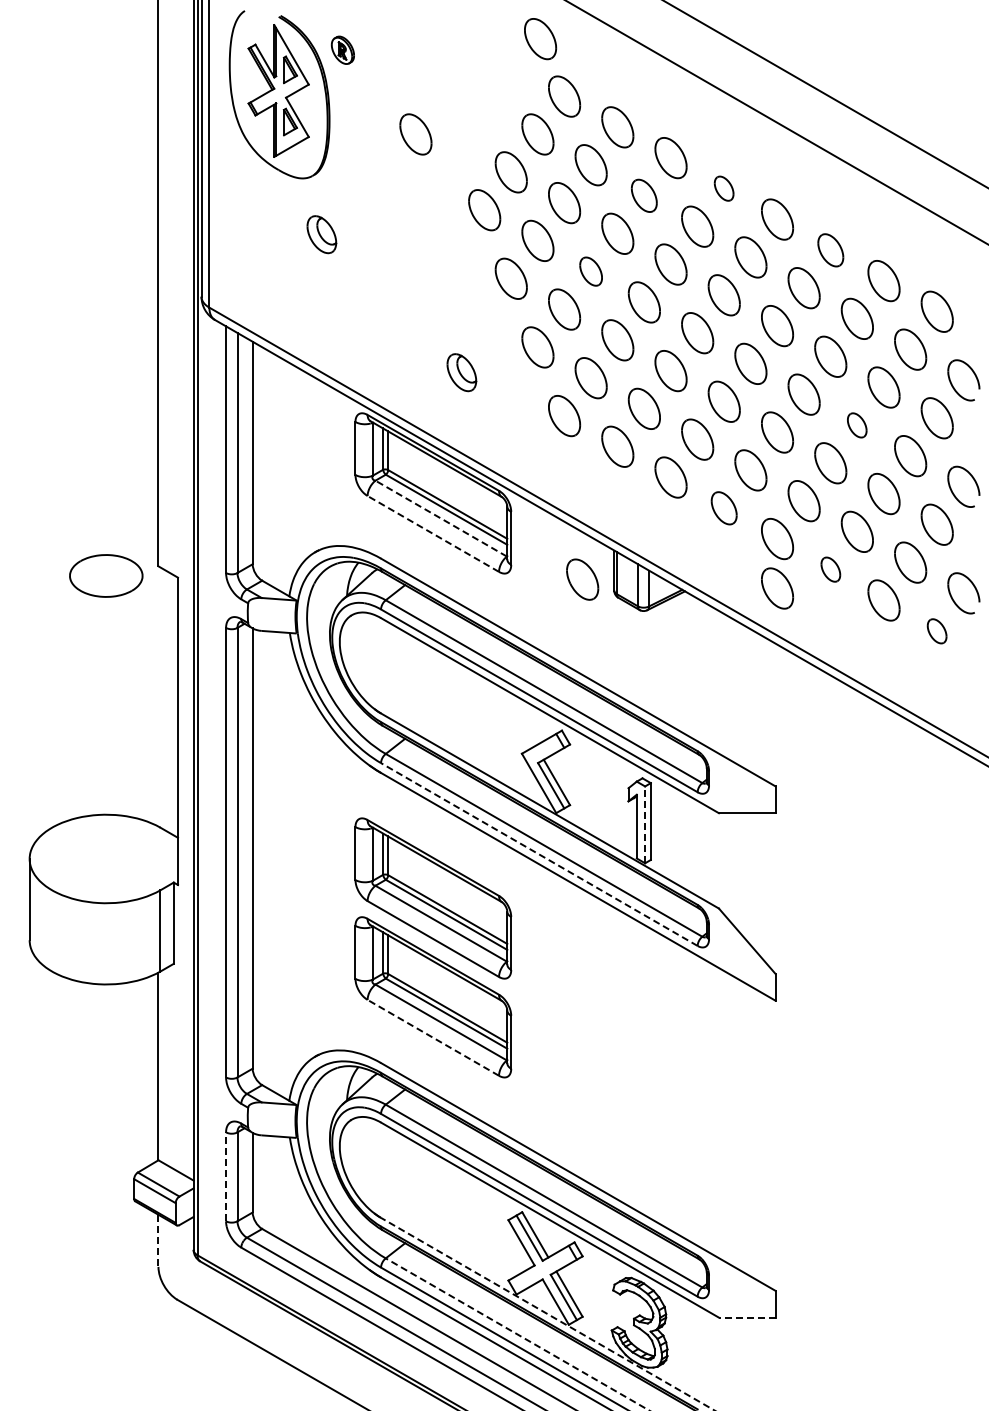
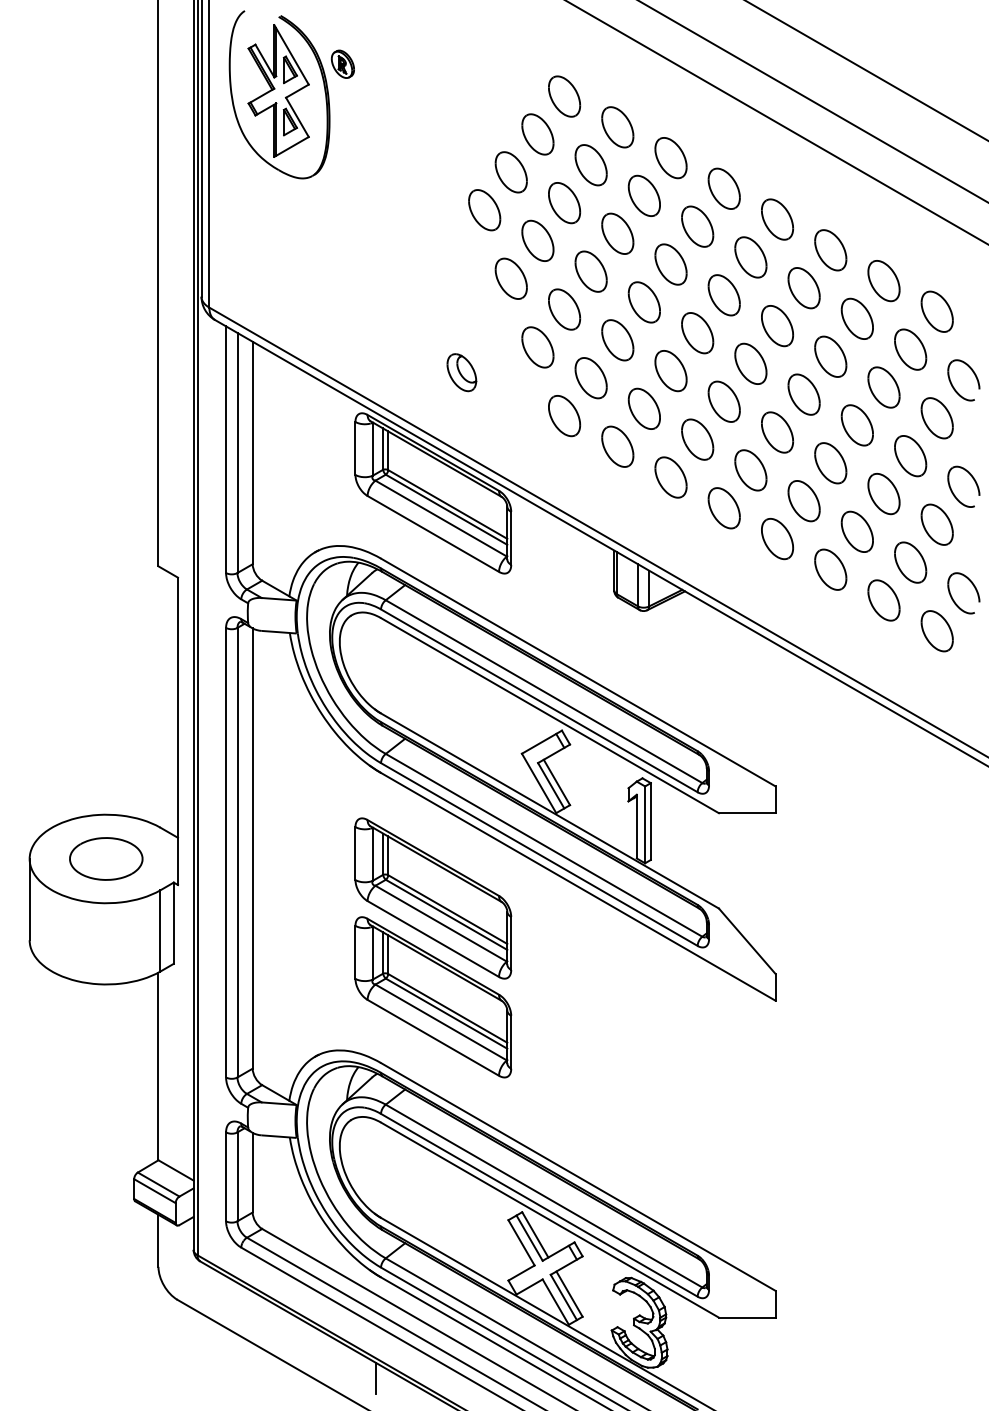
part: present -> none (540, 39)
part position: (342, 49) -> (342, 63) (342, 63)
line: none -> present (866, 70)
line position: (825, 94) -> (812, 101) (812, 101)
part: present -> none (415, 134)
part size: 22x27 px -> 34x43 px (723, 188)
part size: 27x35 px -> 34x43 px (643, 195)
part: present -> none (321, 234)
part size: 28x35 px -> 34x43 px (830, 250)
part size: 24x31 px -> 34x43 px (590, 271)
part size: 21x27 px -> 34x43 px (856, 425)
part size: 28x35 px -> 34x43 px (723, 508)
line: dashed -> solid (441, 518)
line: dashed -> solid (433, 533)
part size: 22x27 px -> 34x43 px (830, 569)
part position: (106, 575) -> (106, 858) (106, 858)
part: present -> none (582, 579)
part: present -> none (777, 588)
part size: 22x27 px -> 34x43 px (936, 631)
line: dashed -> solid (645, 824)
line: dashed -> solid (539, 854)
line: dashed -> solid (433, 1037)
line: dashed -> solid (226, 1176)
line: dashed -> solid (158, 1241)
line: dashed -> solid (547, 1314)
line: dashed -> solid (746, 1317)
line: dashed -> solid (517, 1334)
line: none -> present (376, 1378)
